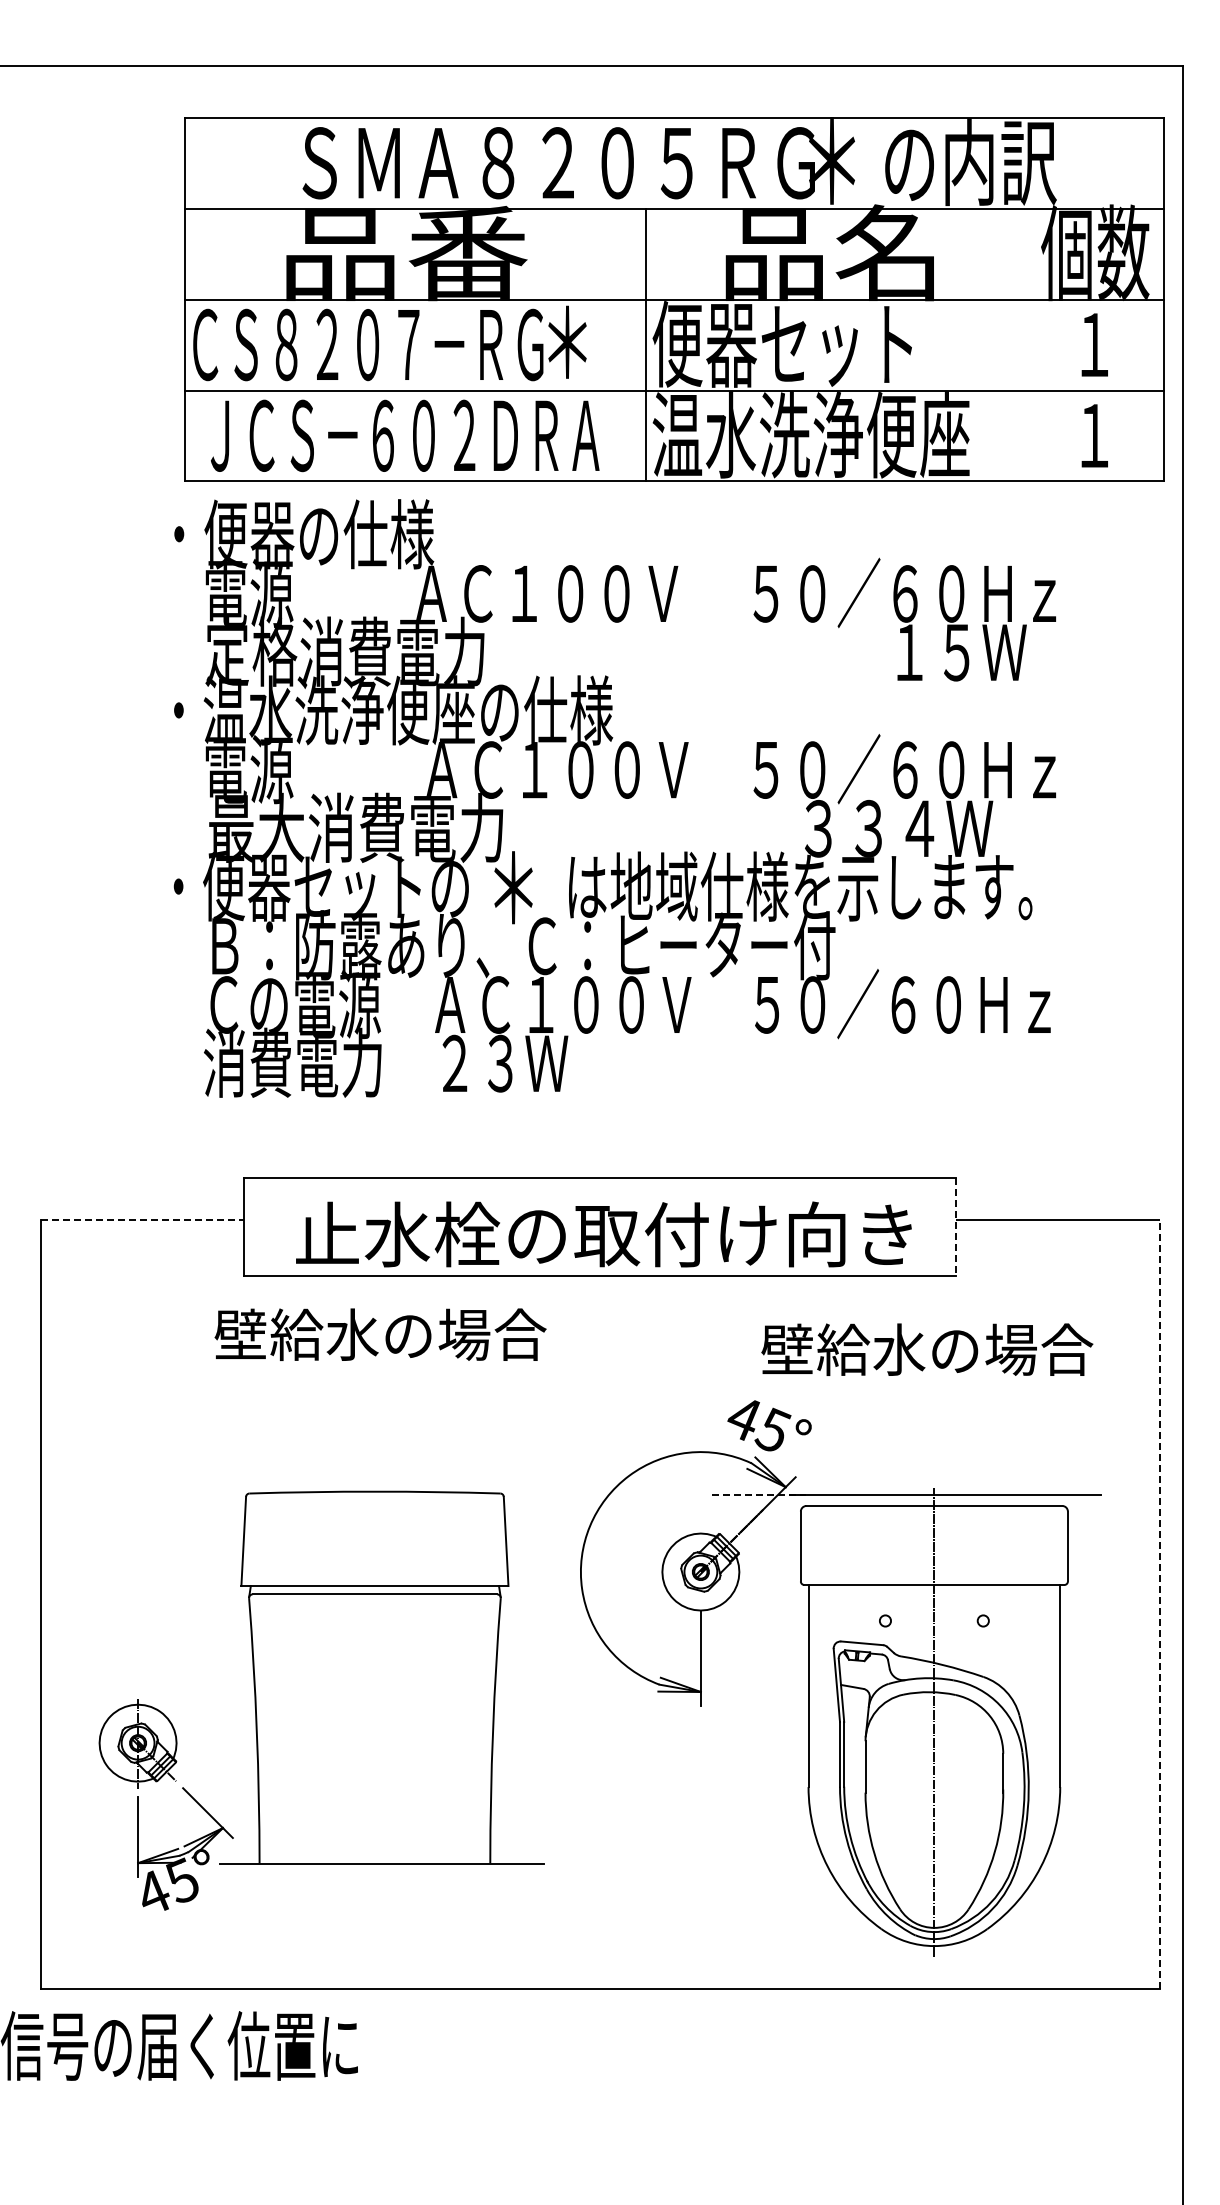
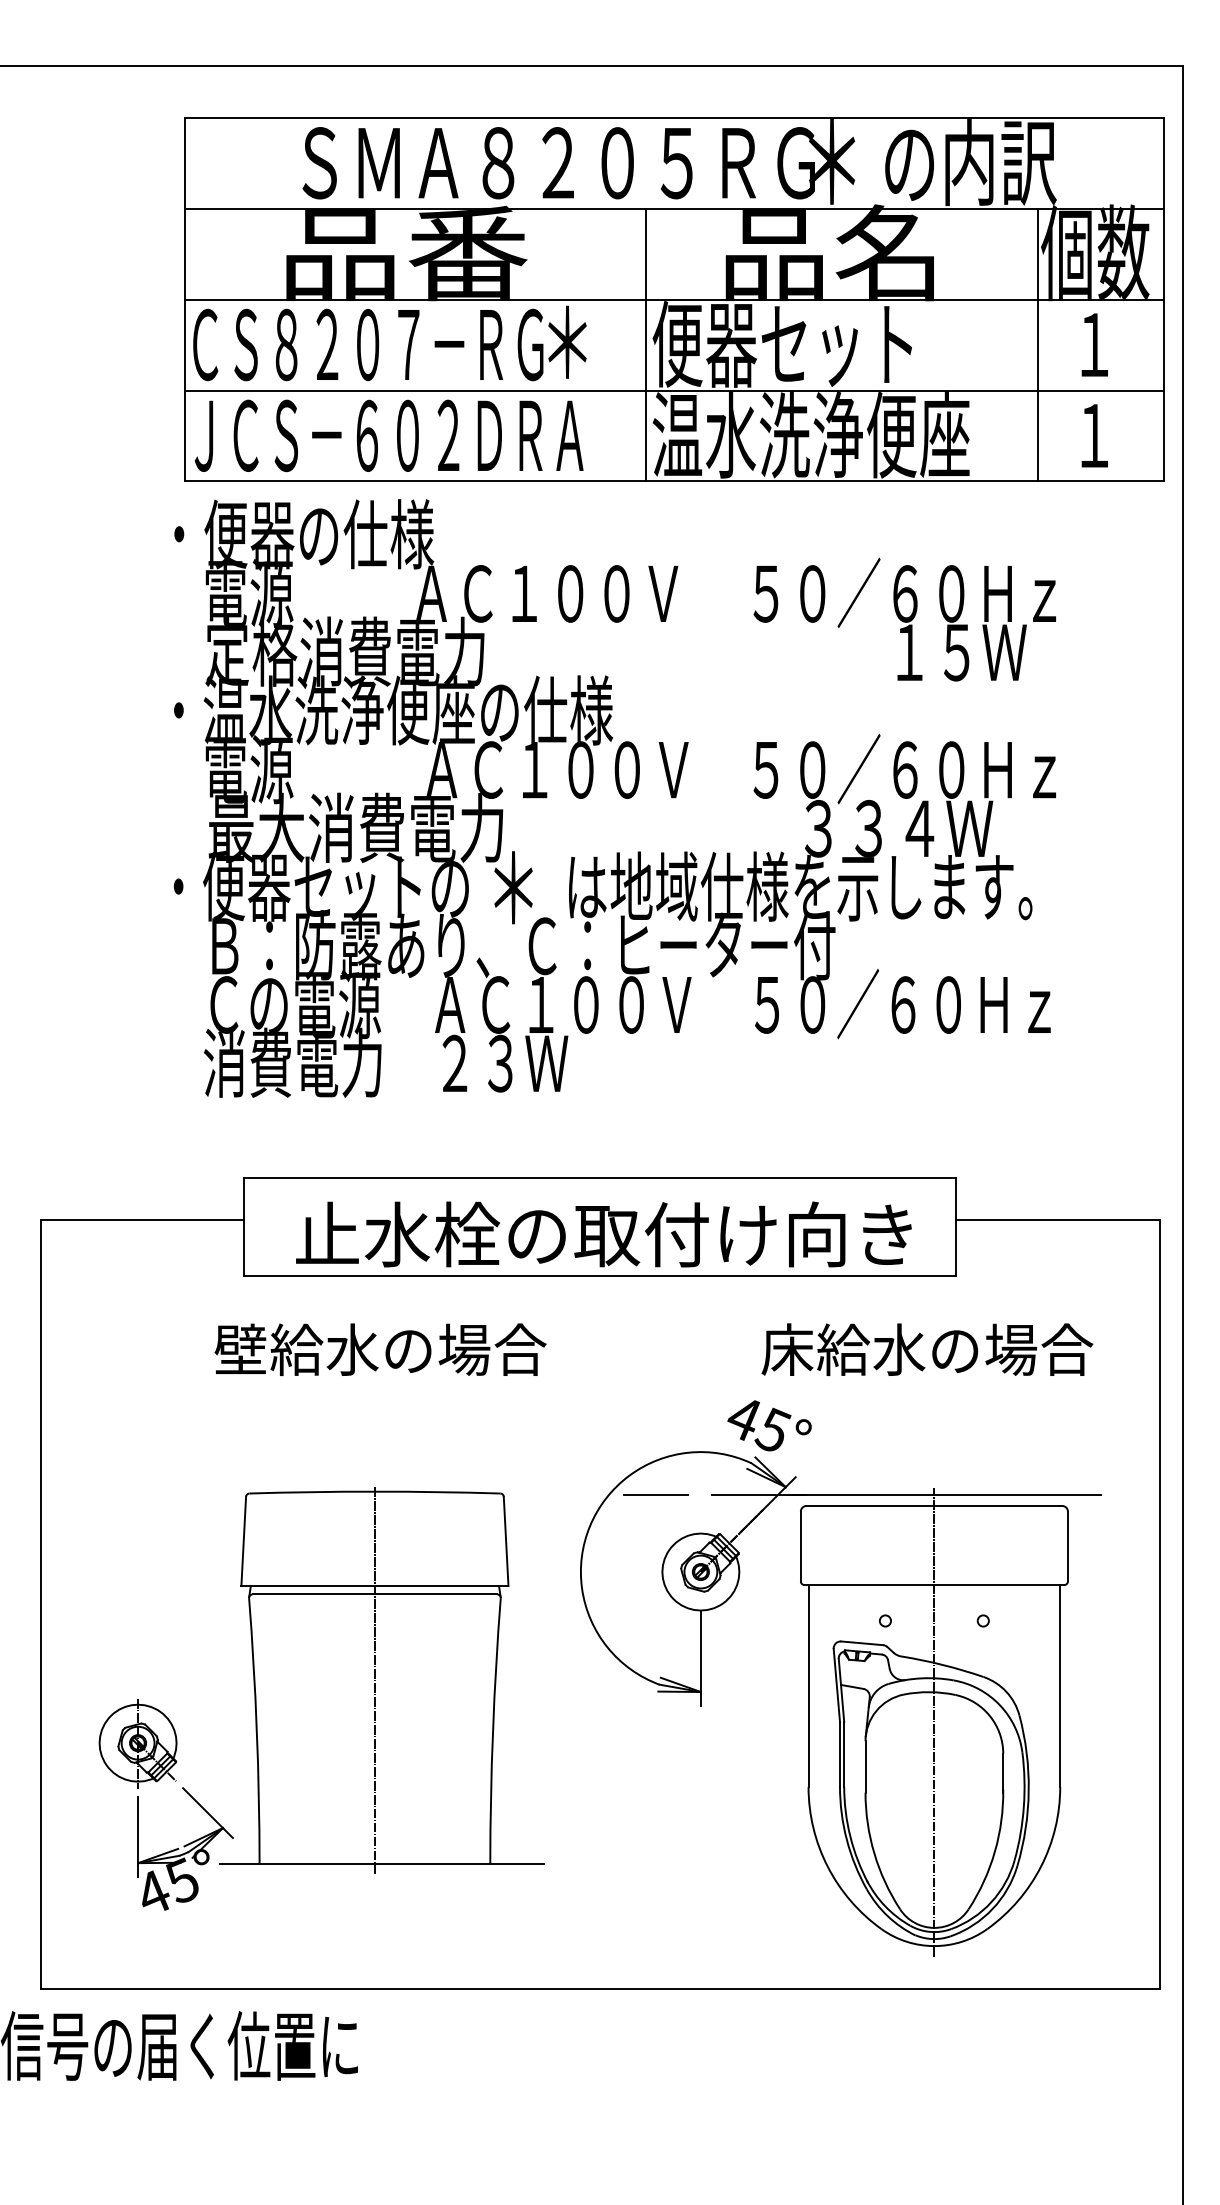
line: none -> present (1037, 344)
text position: (405, 435) -> (389, 435) (389, 435)
line: dashed -> solid (142, 1219)
line: dashed -> solid (956, 1226)
text position: (380, 1334) -> (380, 1349) (380, 1349)
text: 壁給水の場合 -> 床給水の場合 (787, 1349)
line: none -> present (655, 1495)
line: dashed -> solid (759, 1495)
line: dashed -> solid (1159, 1604)
line: none -> present (374, 1680)
